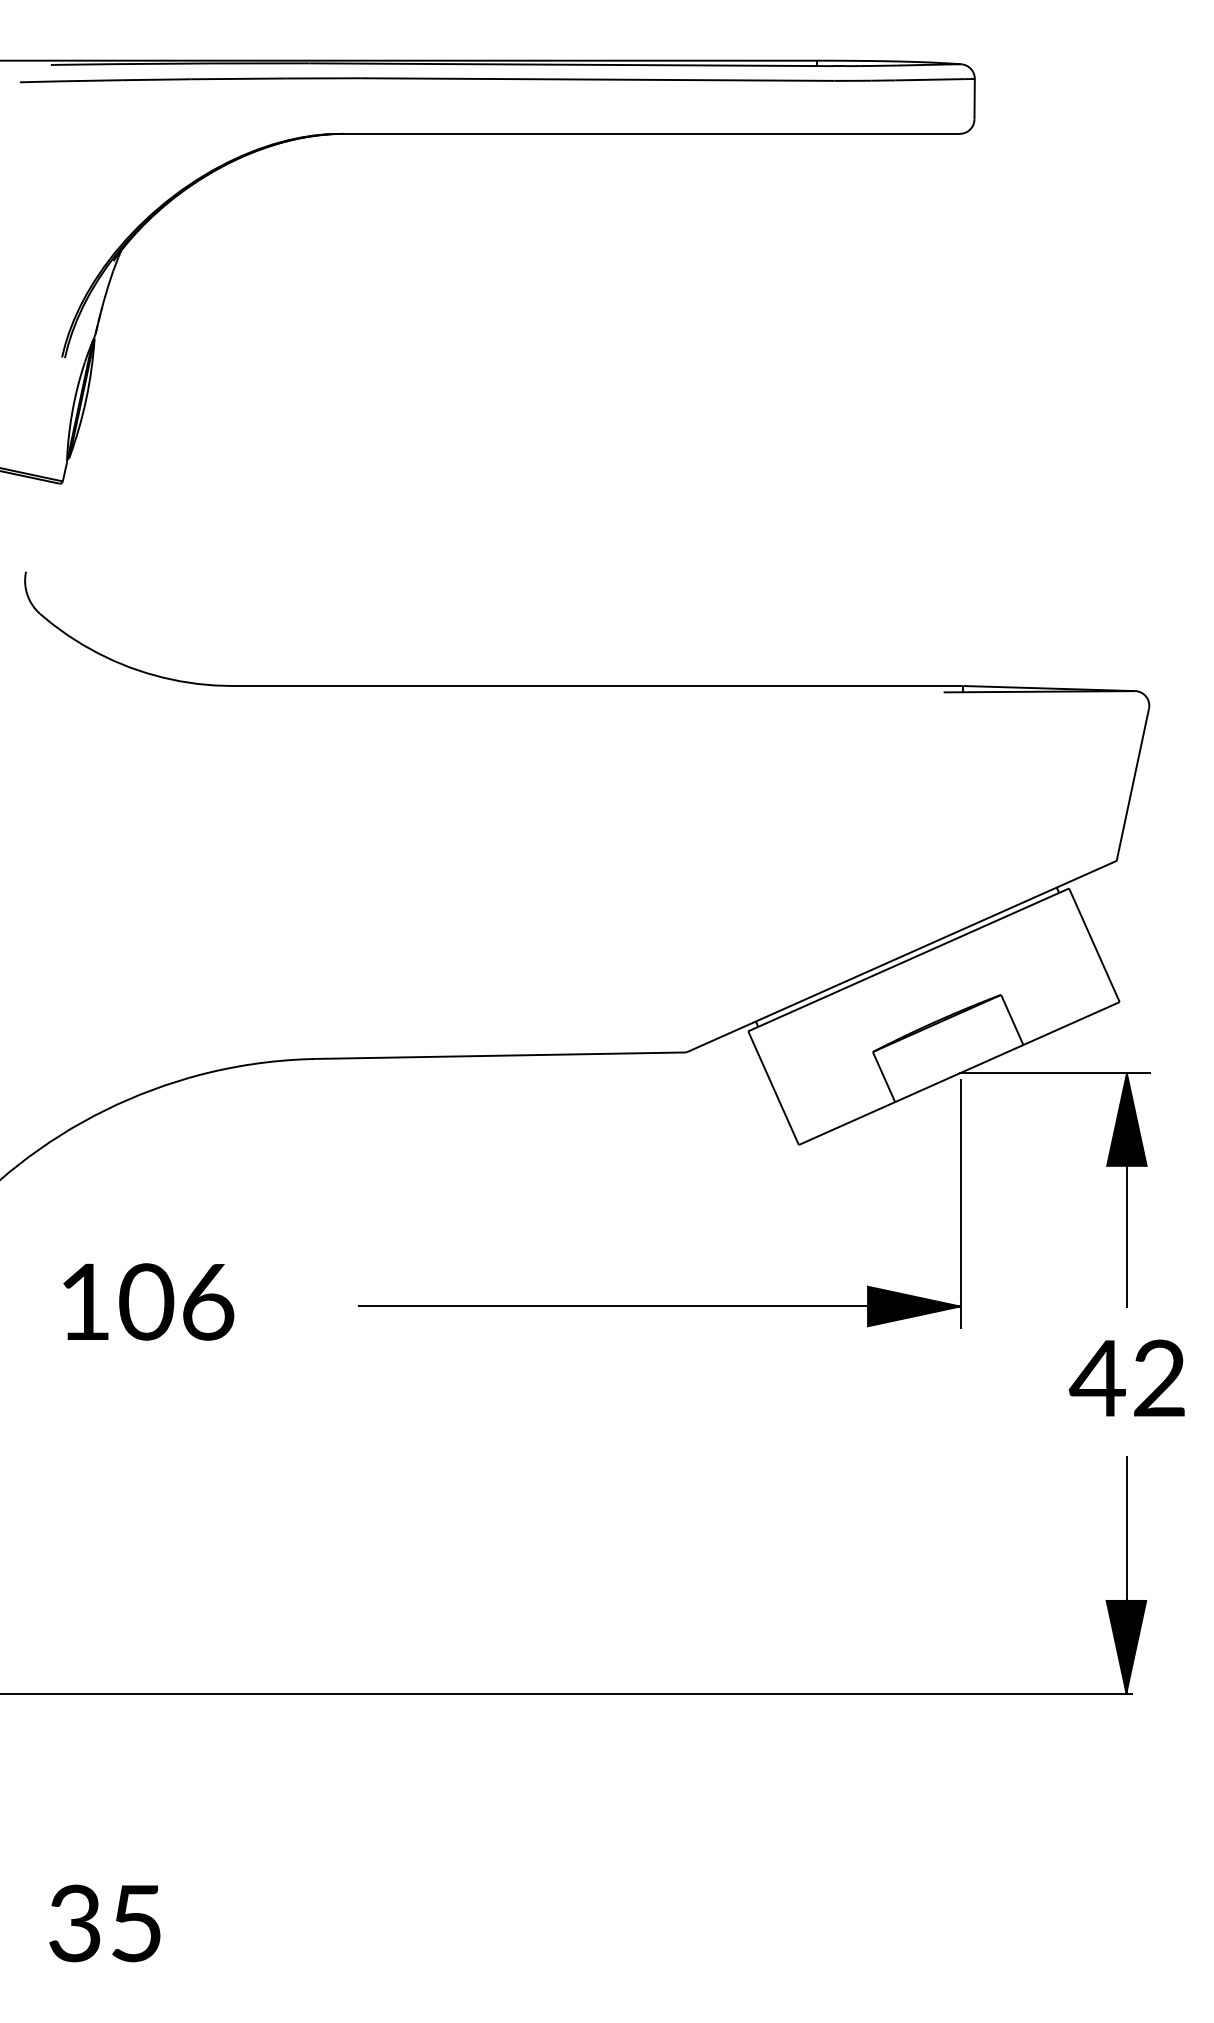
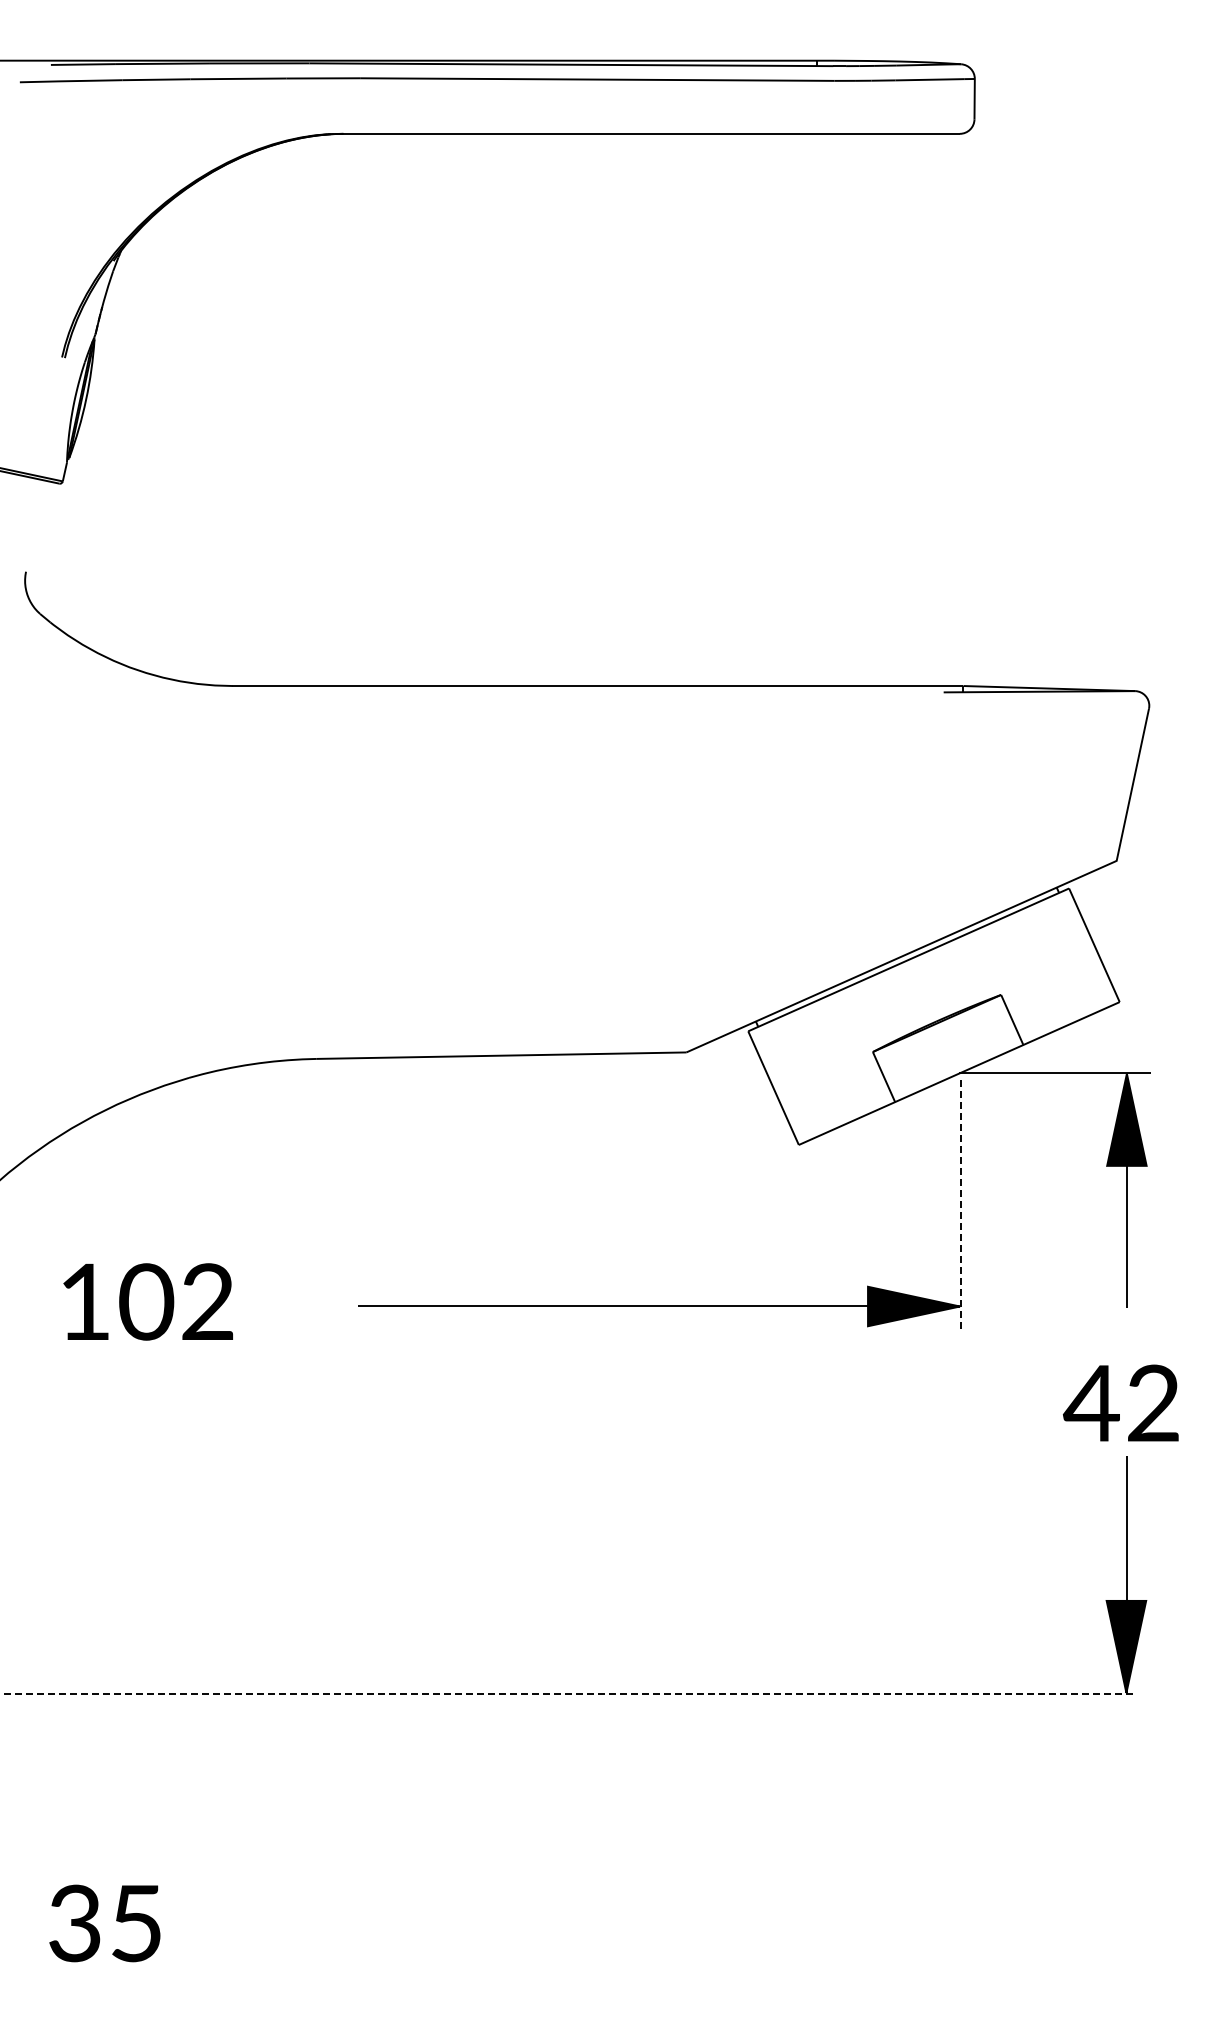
line: solid -> dashed (960, 1203)
text: 106 -> 102 (208, 1301)
text position: (1126, 1377) -> (1120, 1402) (1120, 1402)
line: solid -> dashed (566, 1693)
